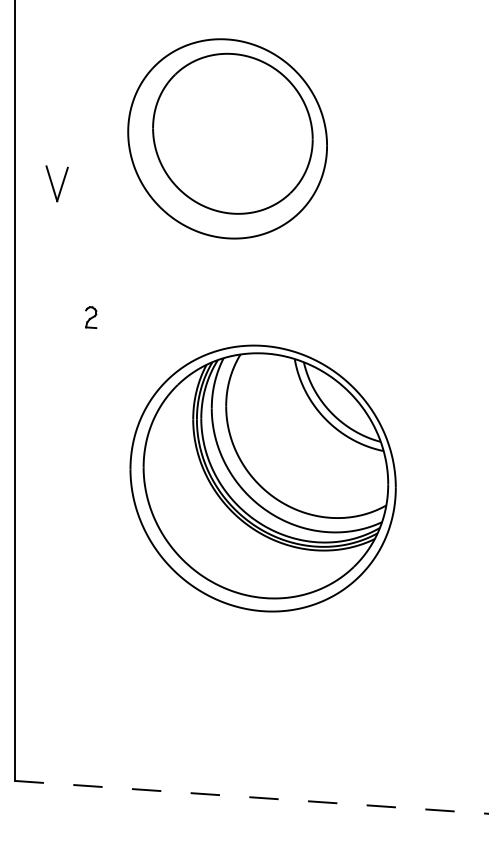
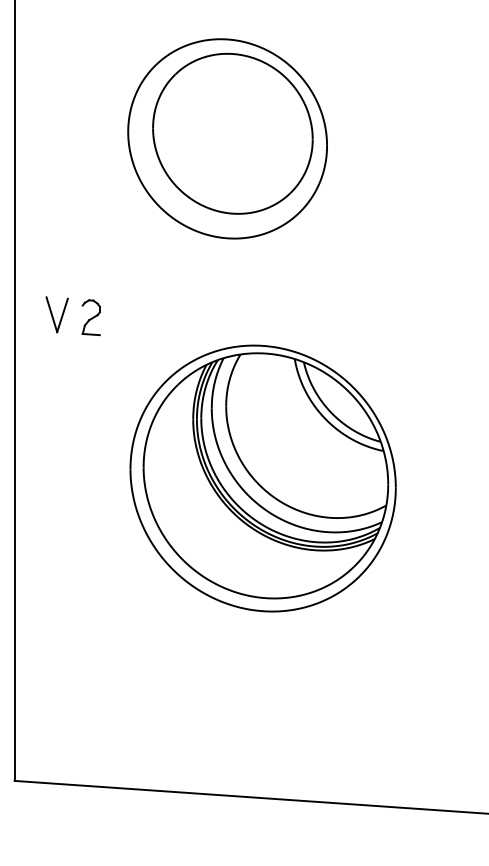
part position: (56, 183) -> (56, 314) (56, 314)
part size: 13x23 px -> 20x37 px (90, 317)
line: dashed -> solid (251, 797)
